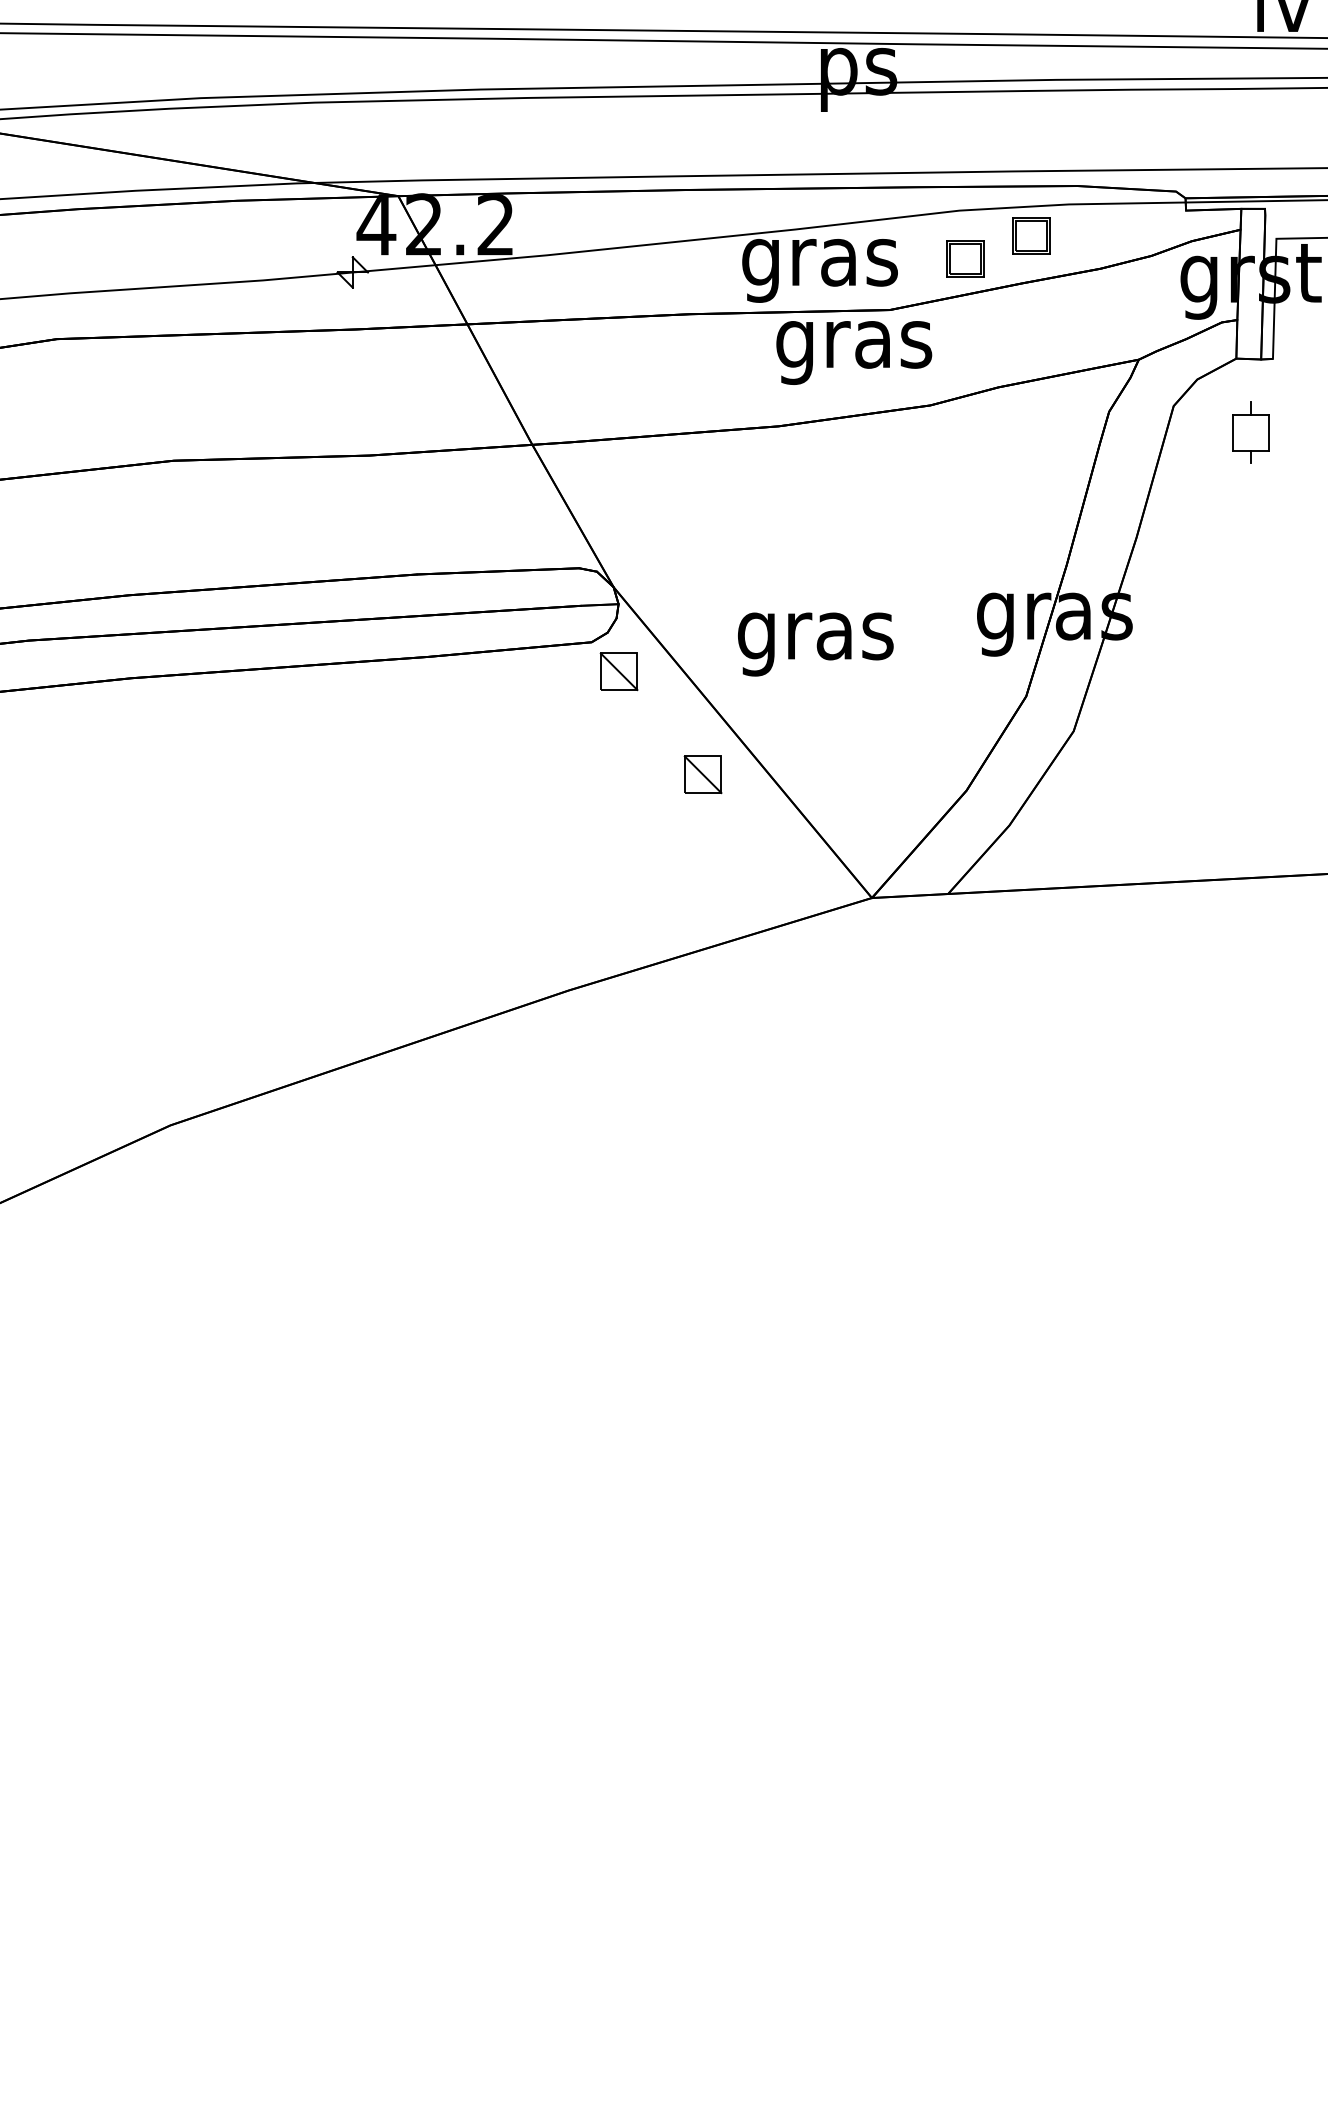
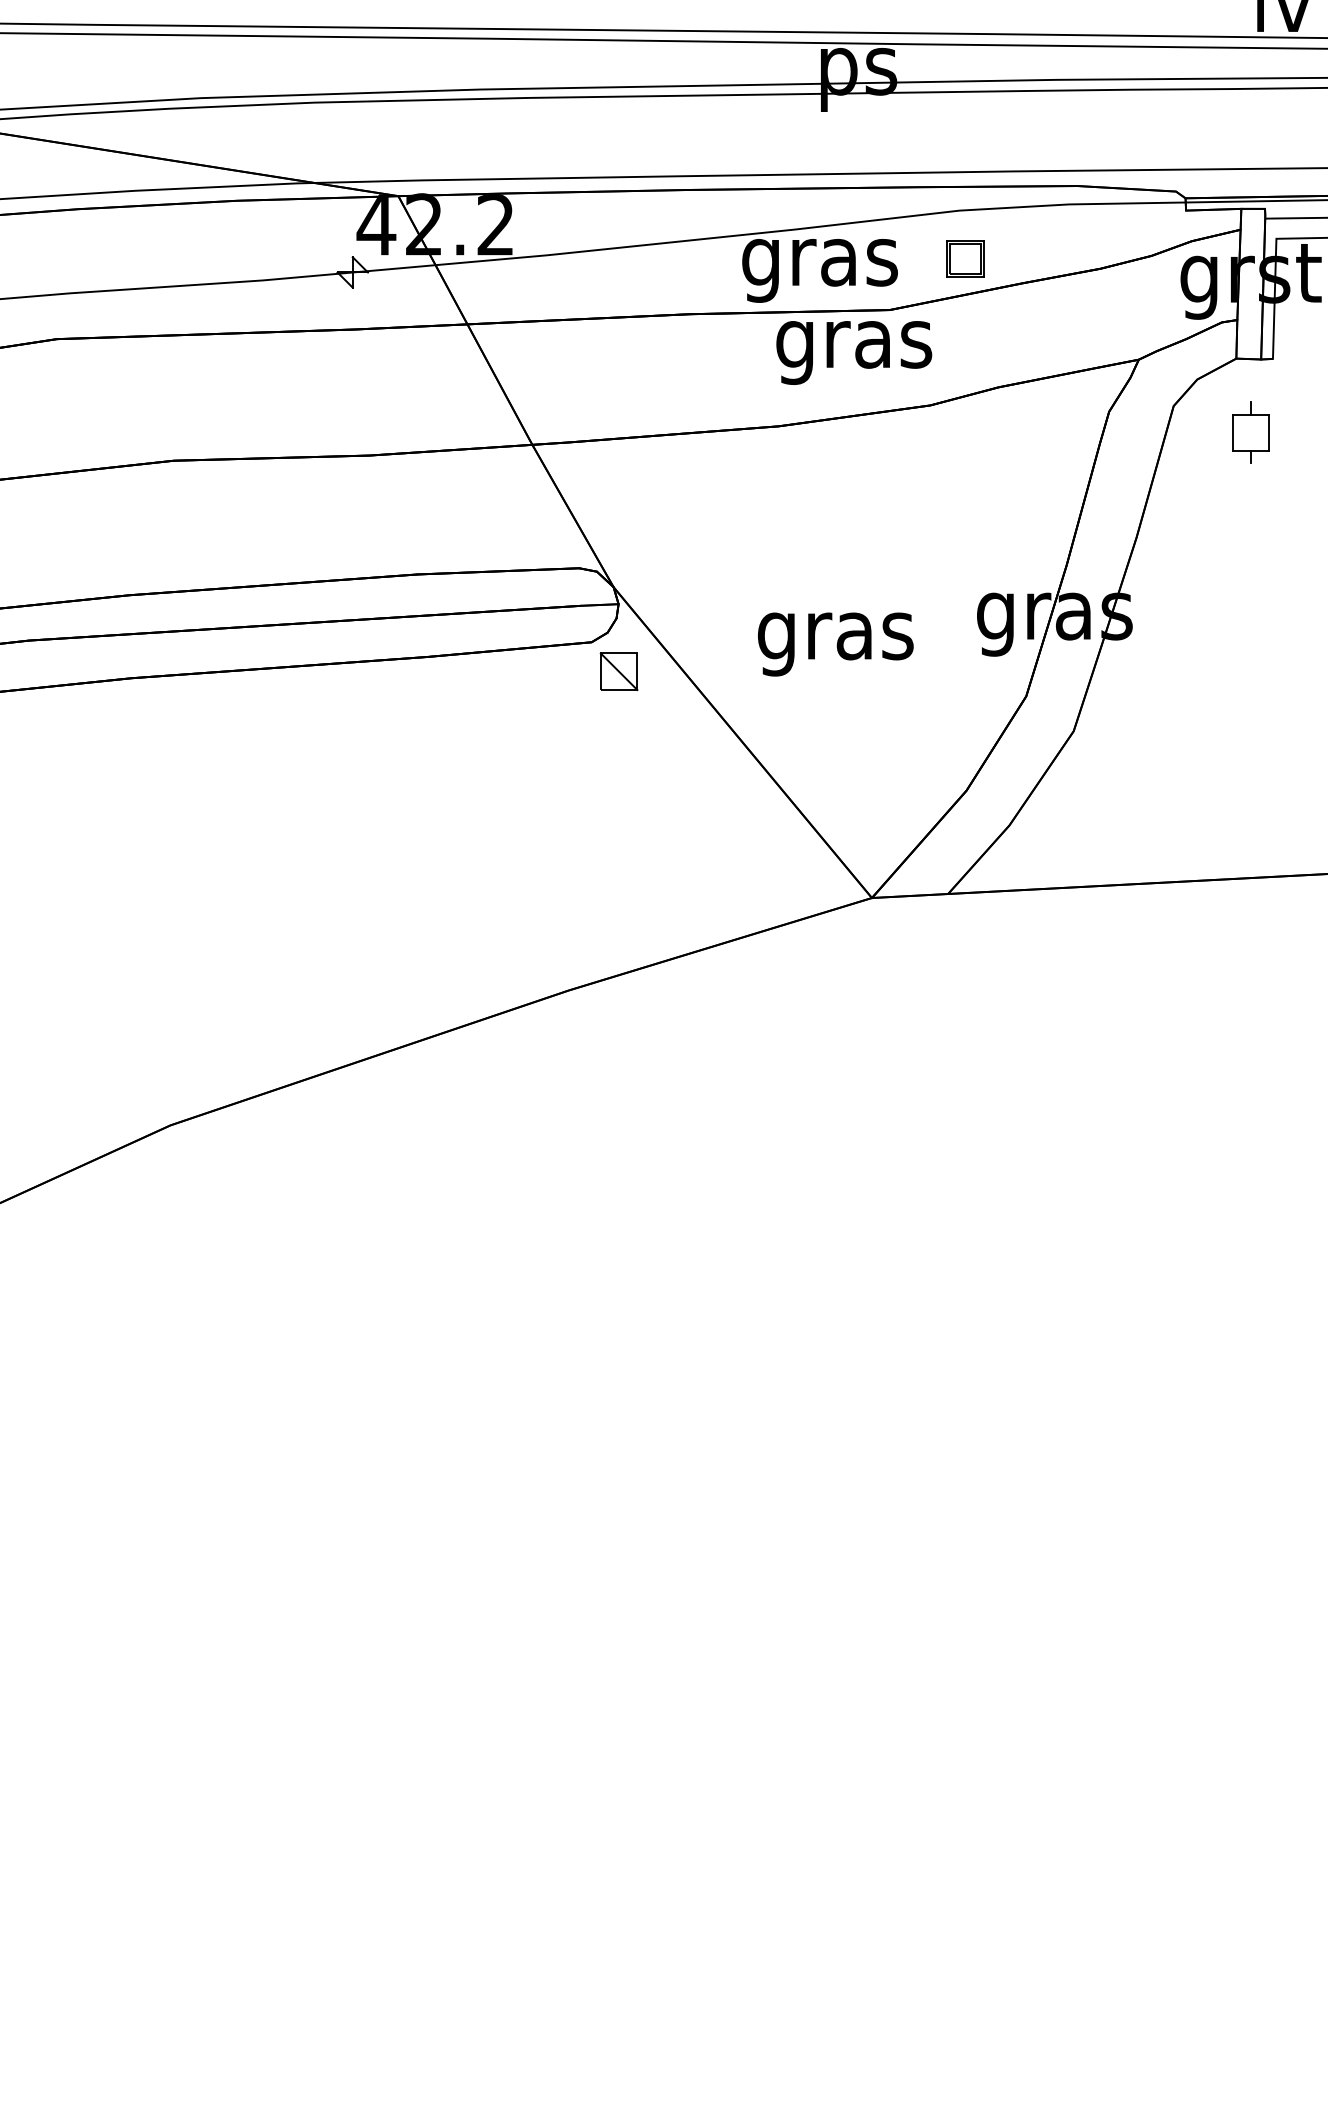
line: none -> present (1294, 217)
part: present -> none (1031, 235)
text position: (815, 644) -> (835, 644) (835, 644)
part: present -> none (702, 774)
